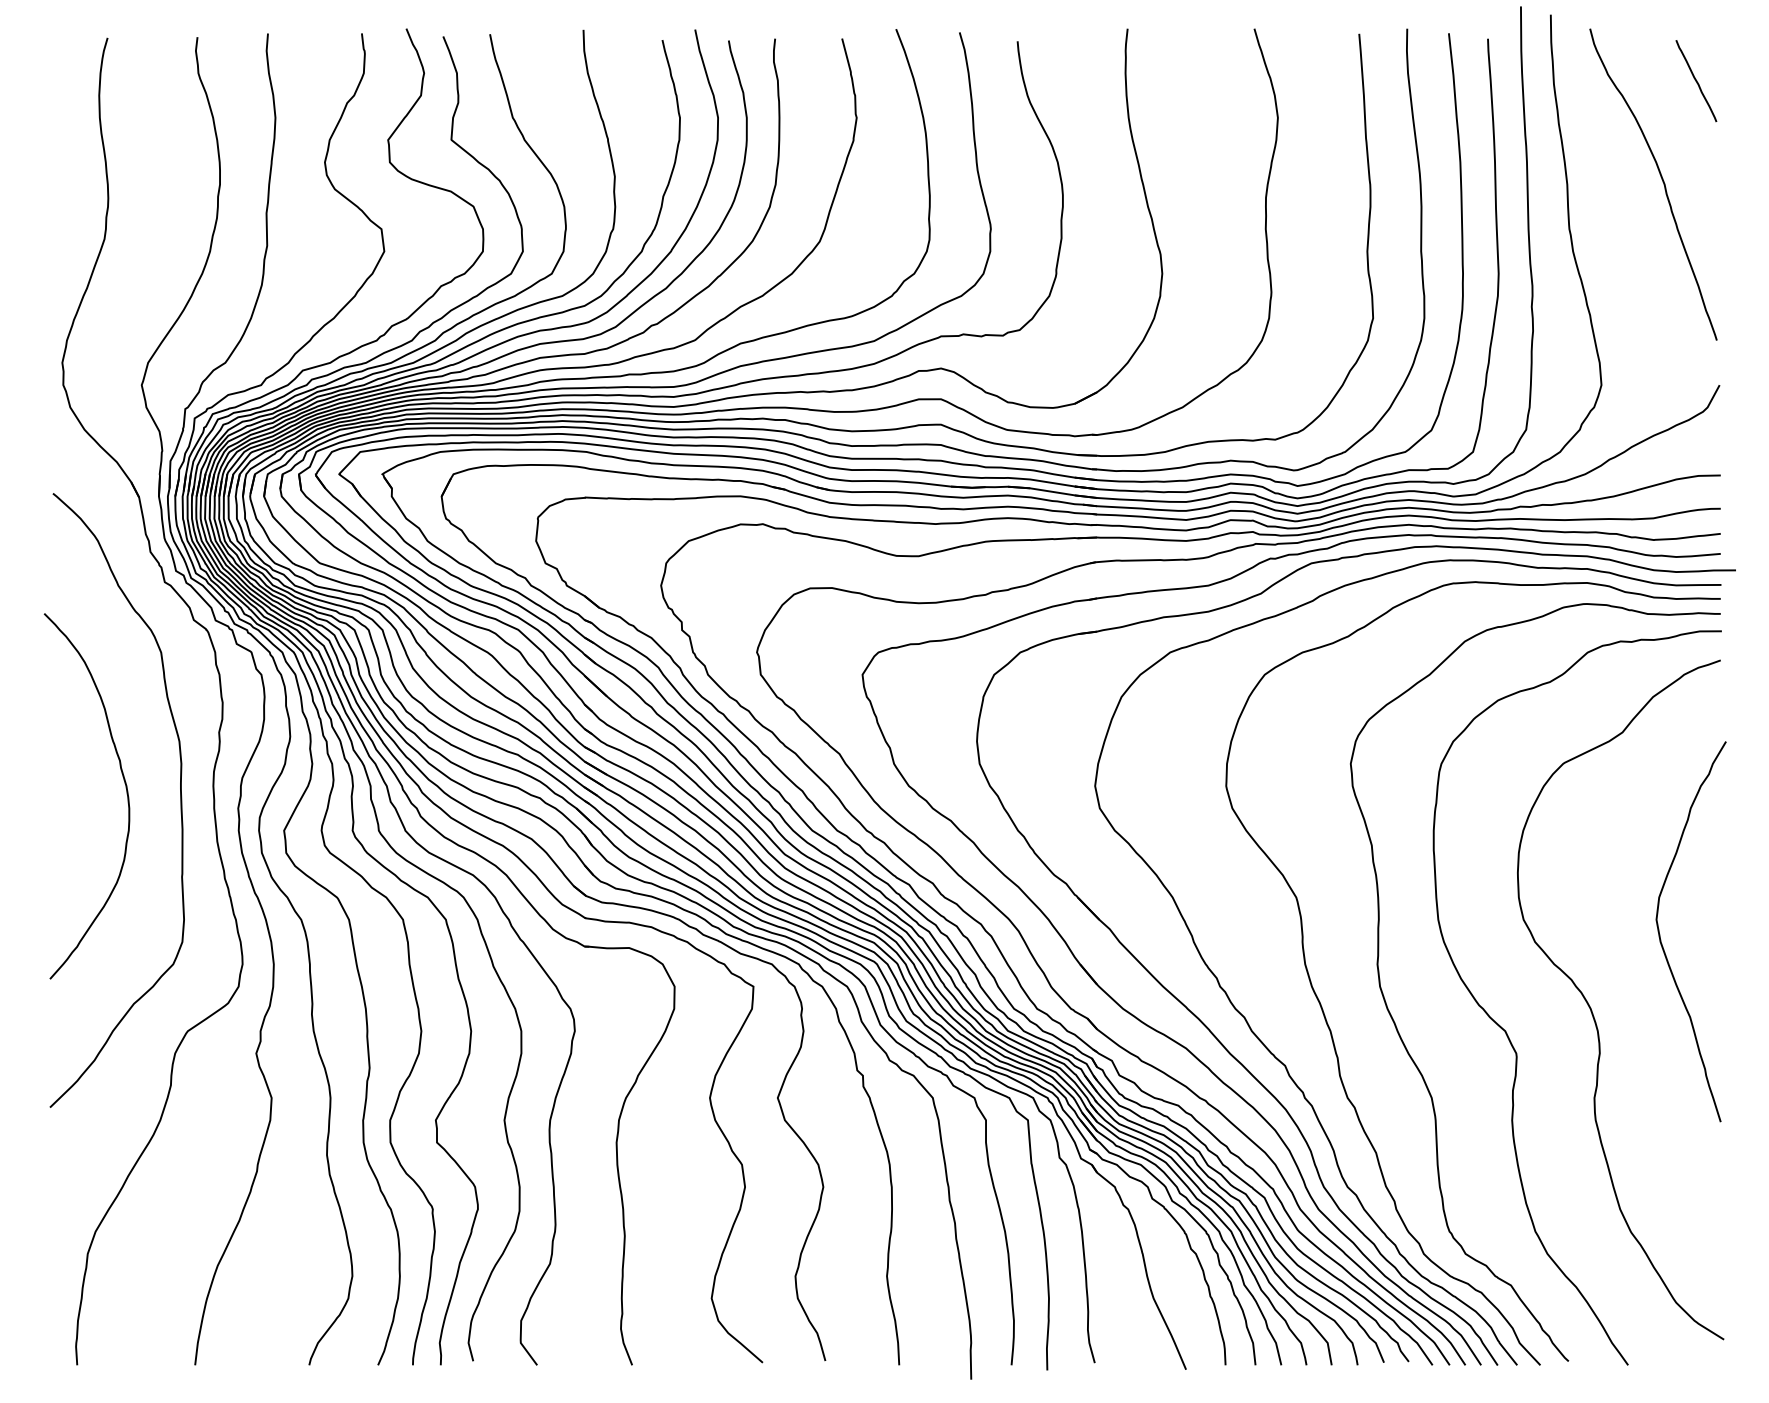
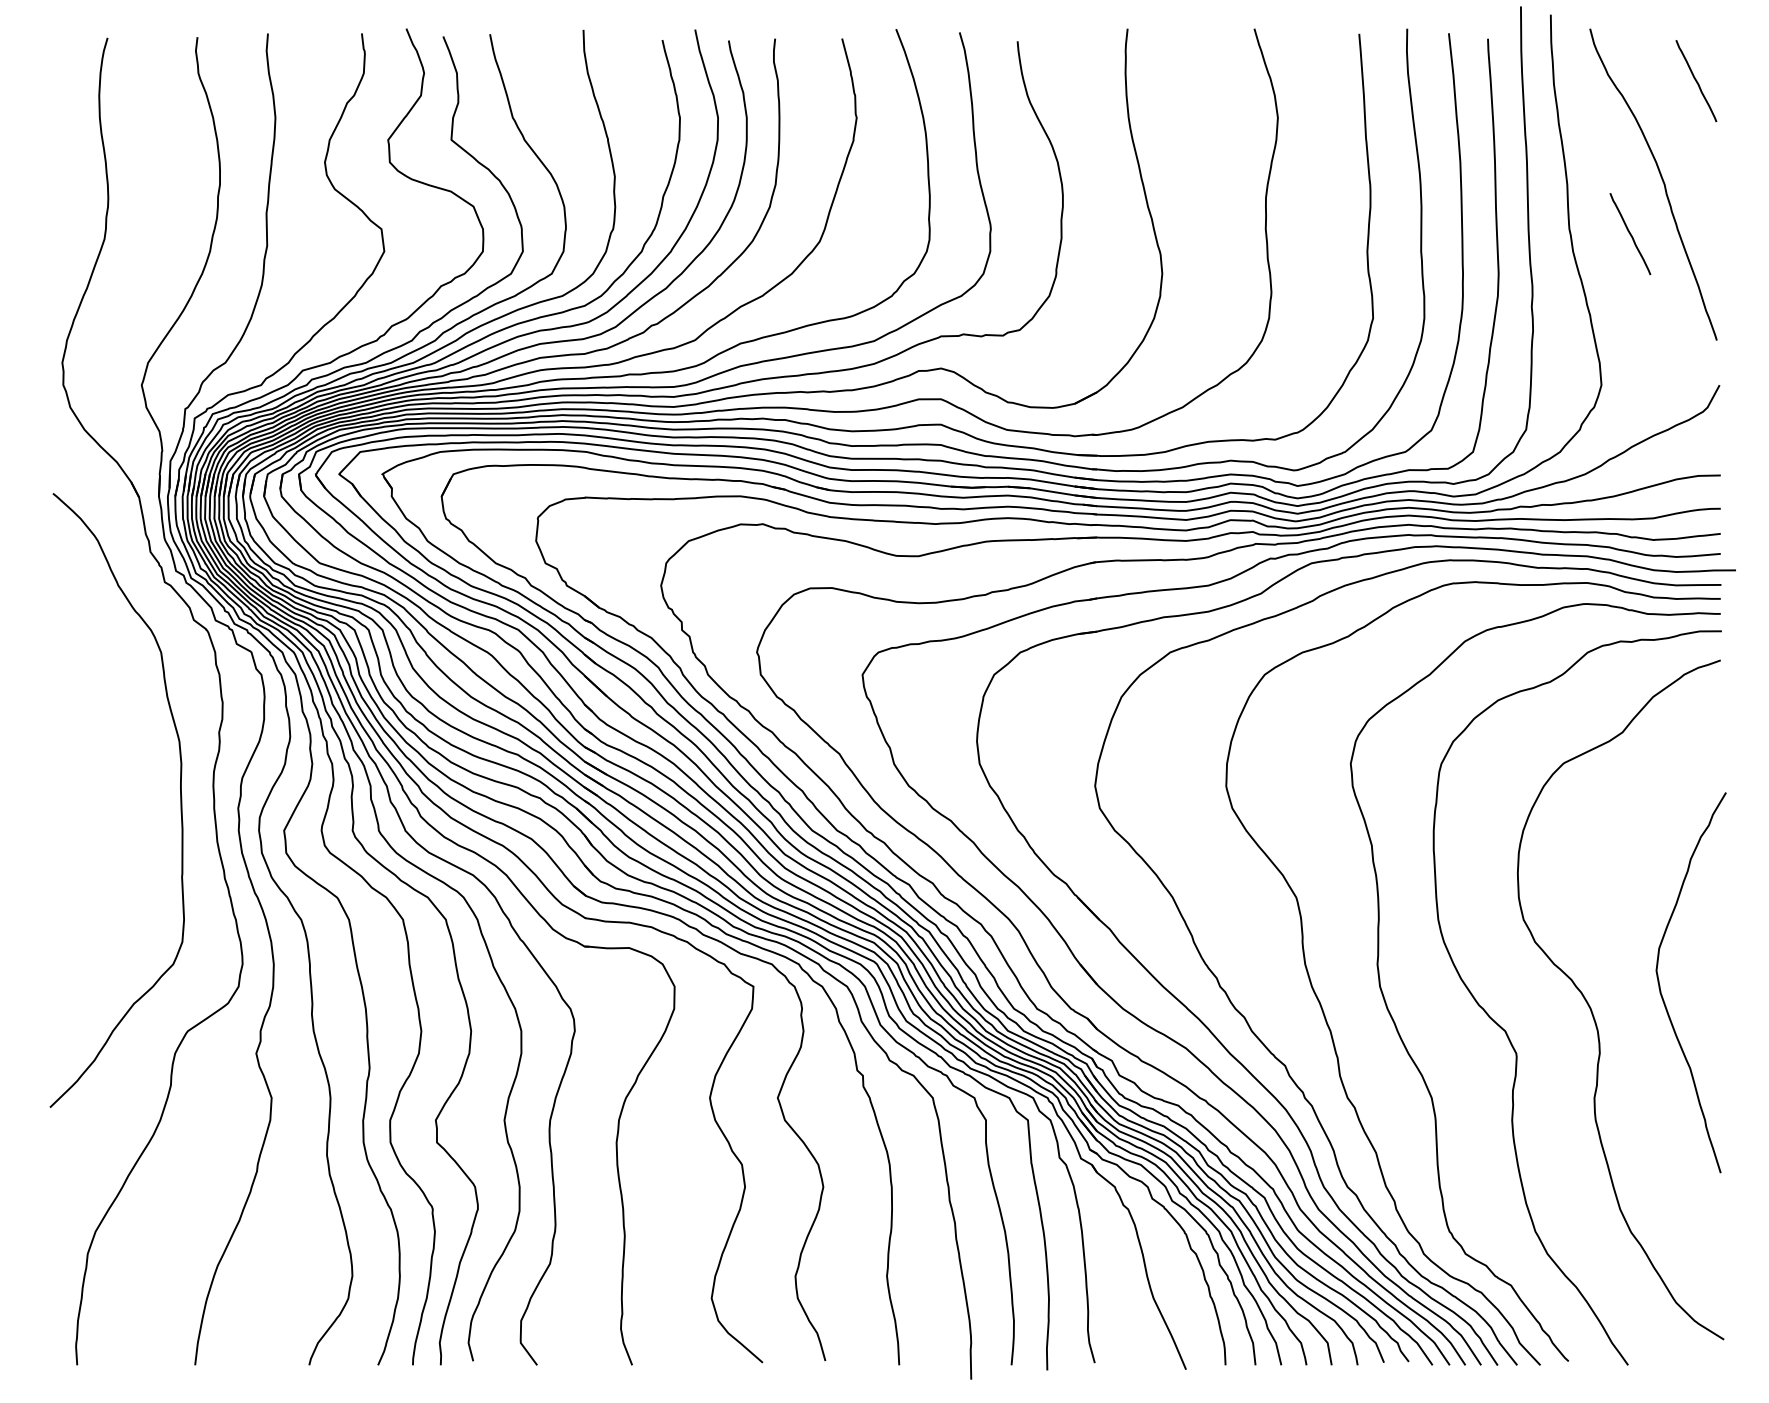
line: none -> present (1630, 234)
curve: present -> none (125, 788)
curve position: (1661, 939) -> (1661, 990) (1661, 990)
